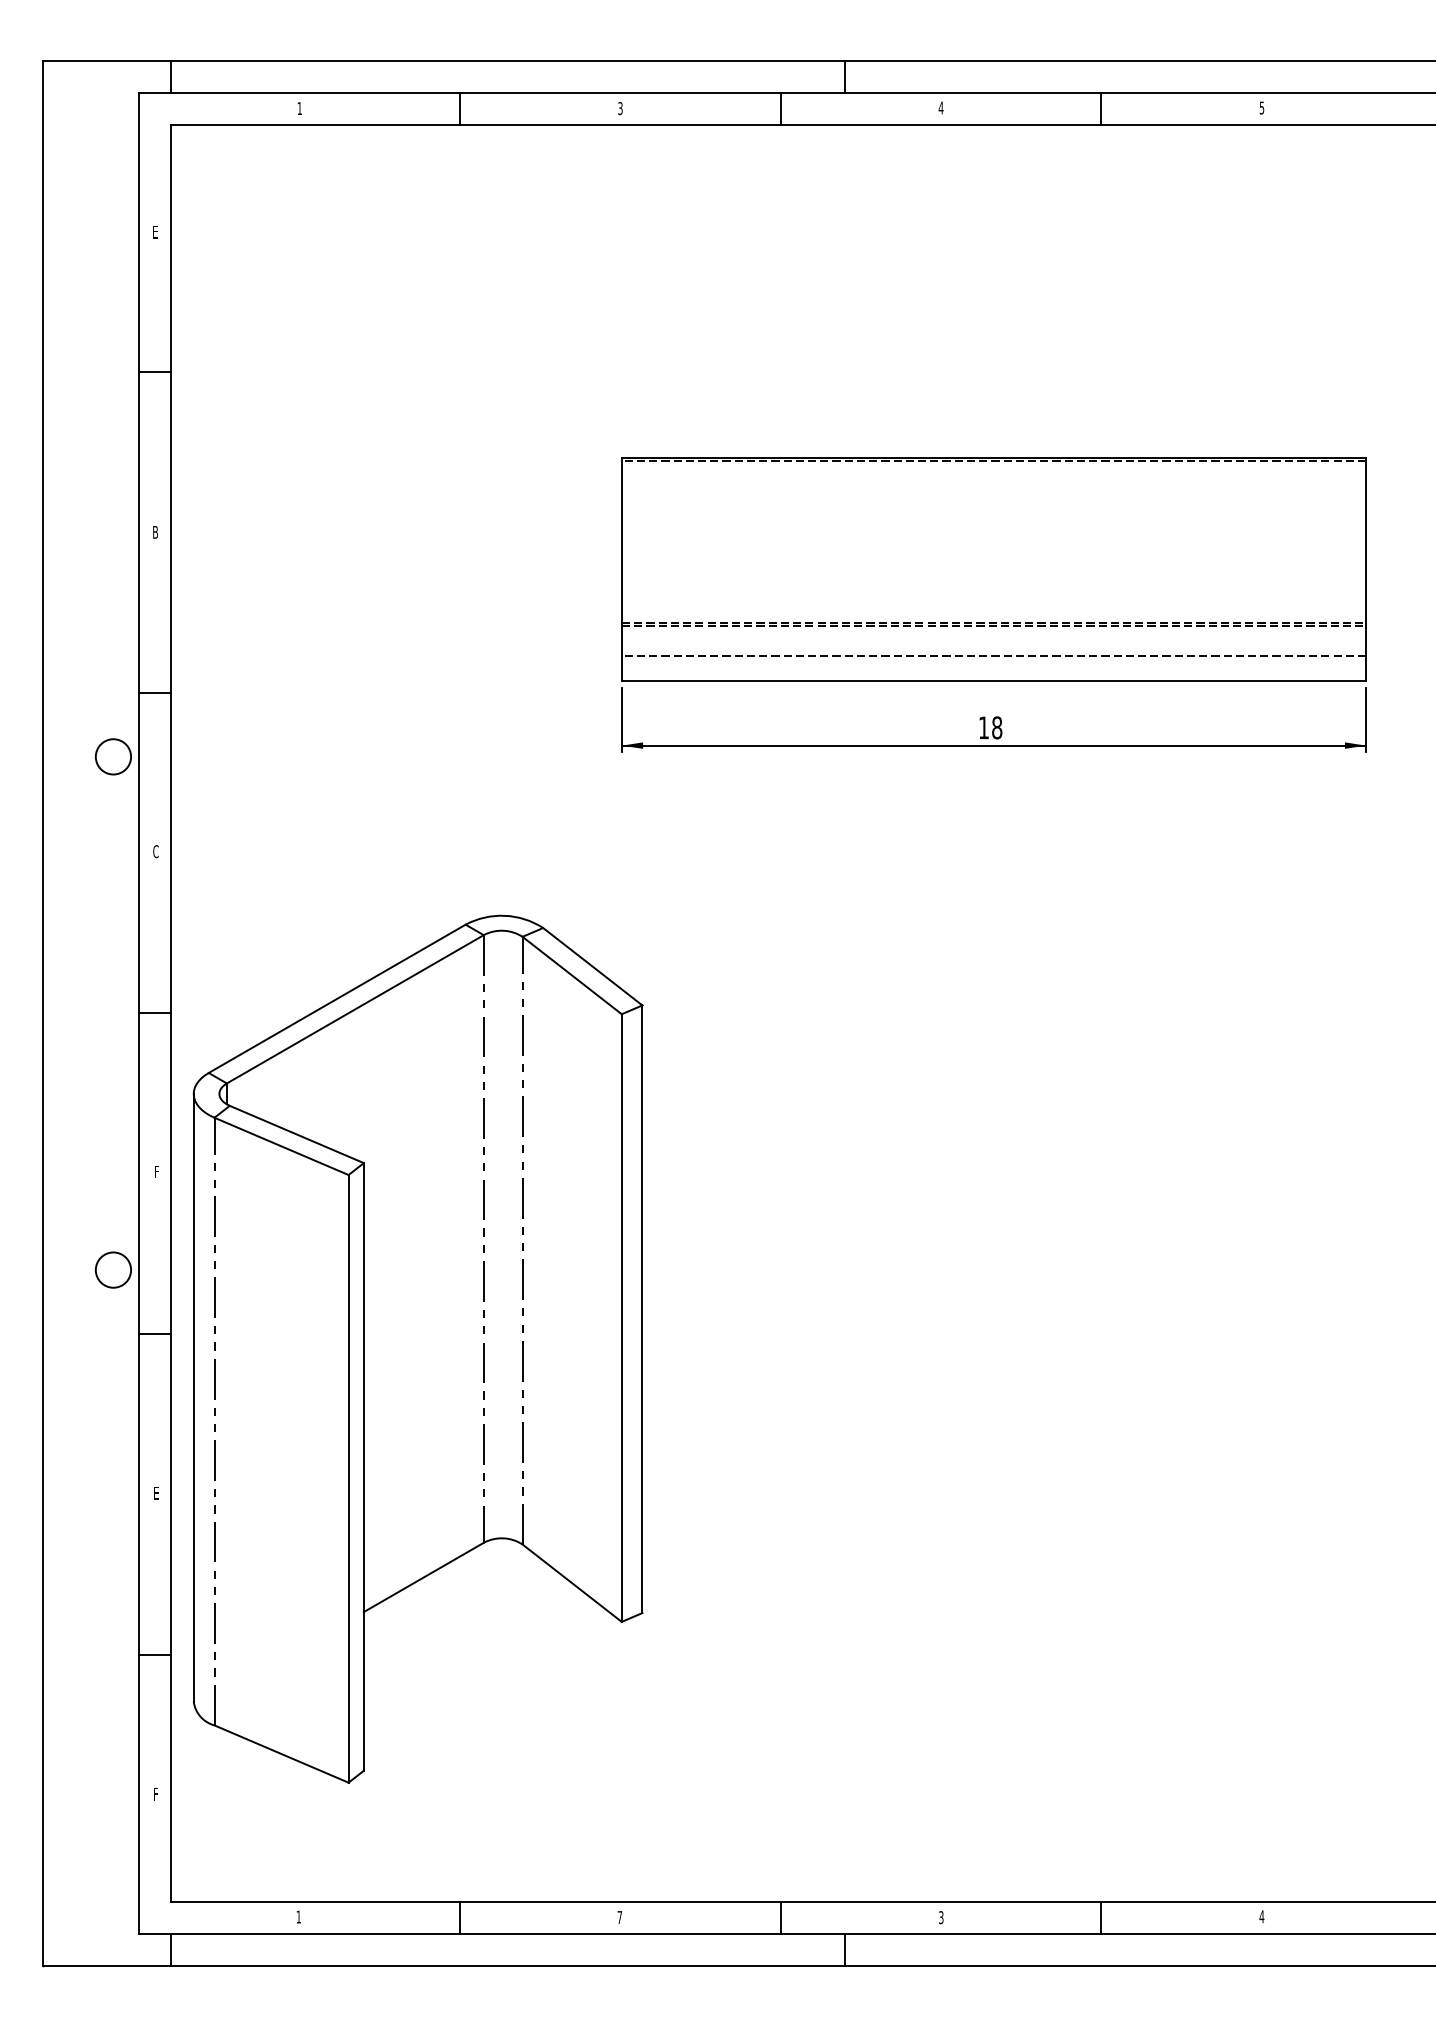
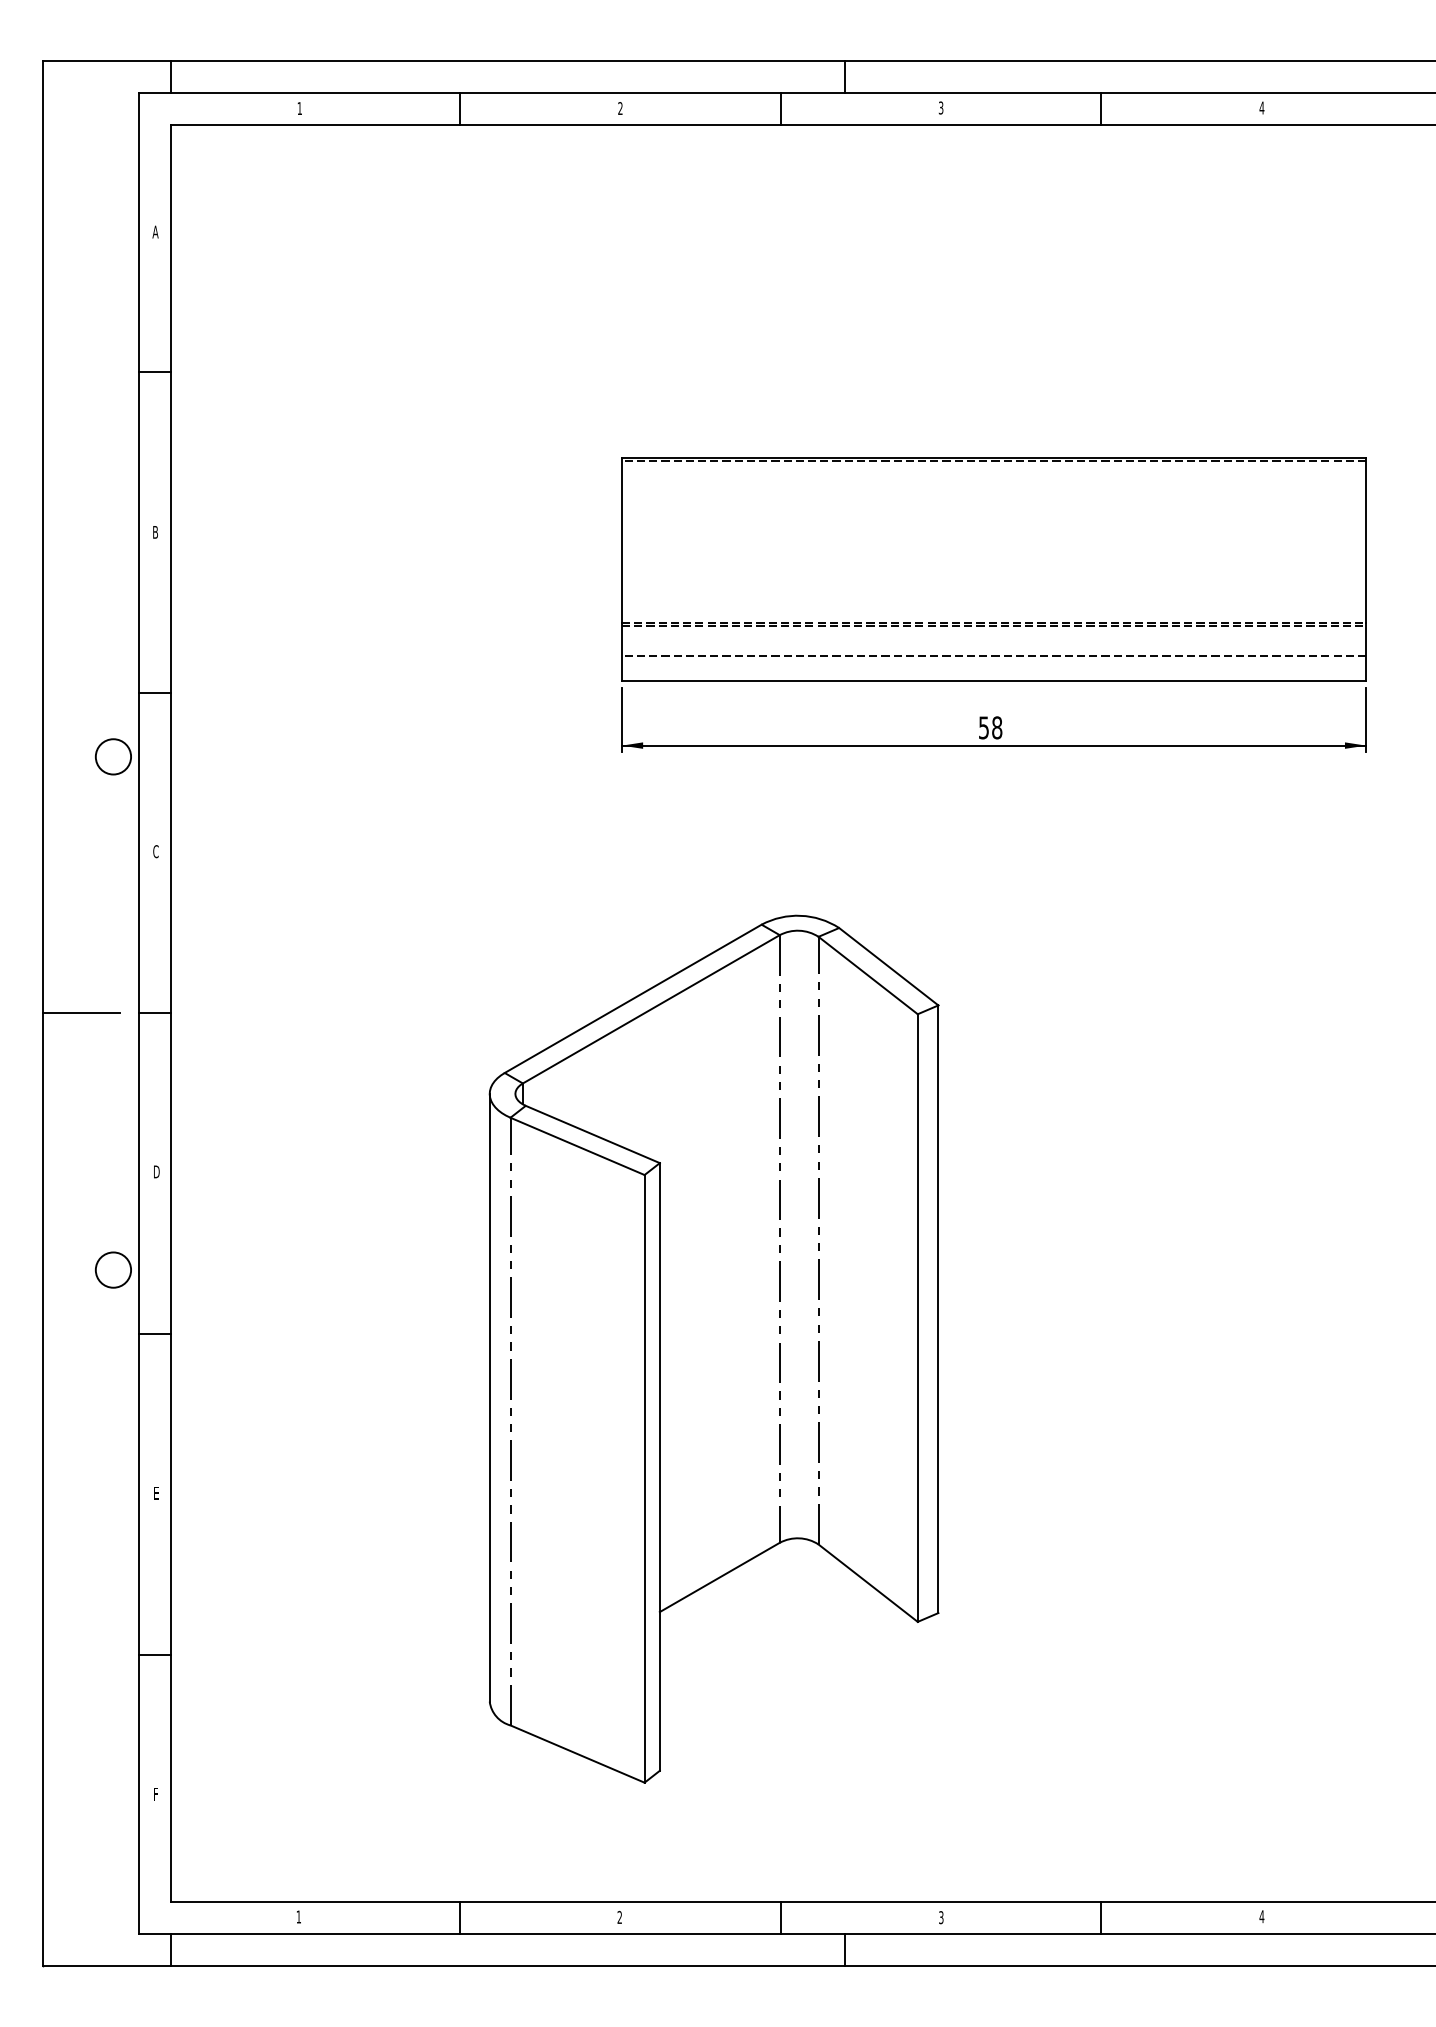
text: 4 -> 3 (940, 107)
text: 5 -> 4 (1261, 107)
text: 3 -> 2 (620, 108)
text: E -> A (155, 231)
text: 18 -> 58 (983, 727)
line: none -> present (80, 1013)
text: F -> D (156, 1171)
part position: (417, 1348) -> (713, 1348) (713, 1348)
text: 7 -> 2 (619, 1916)
